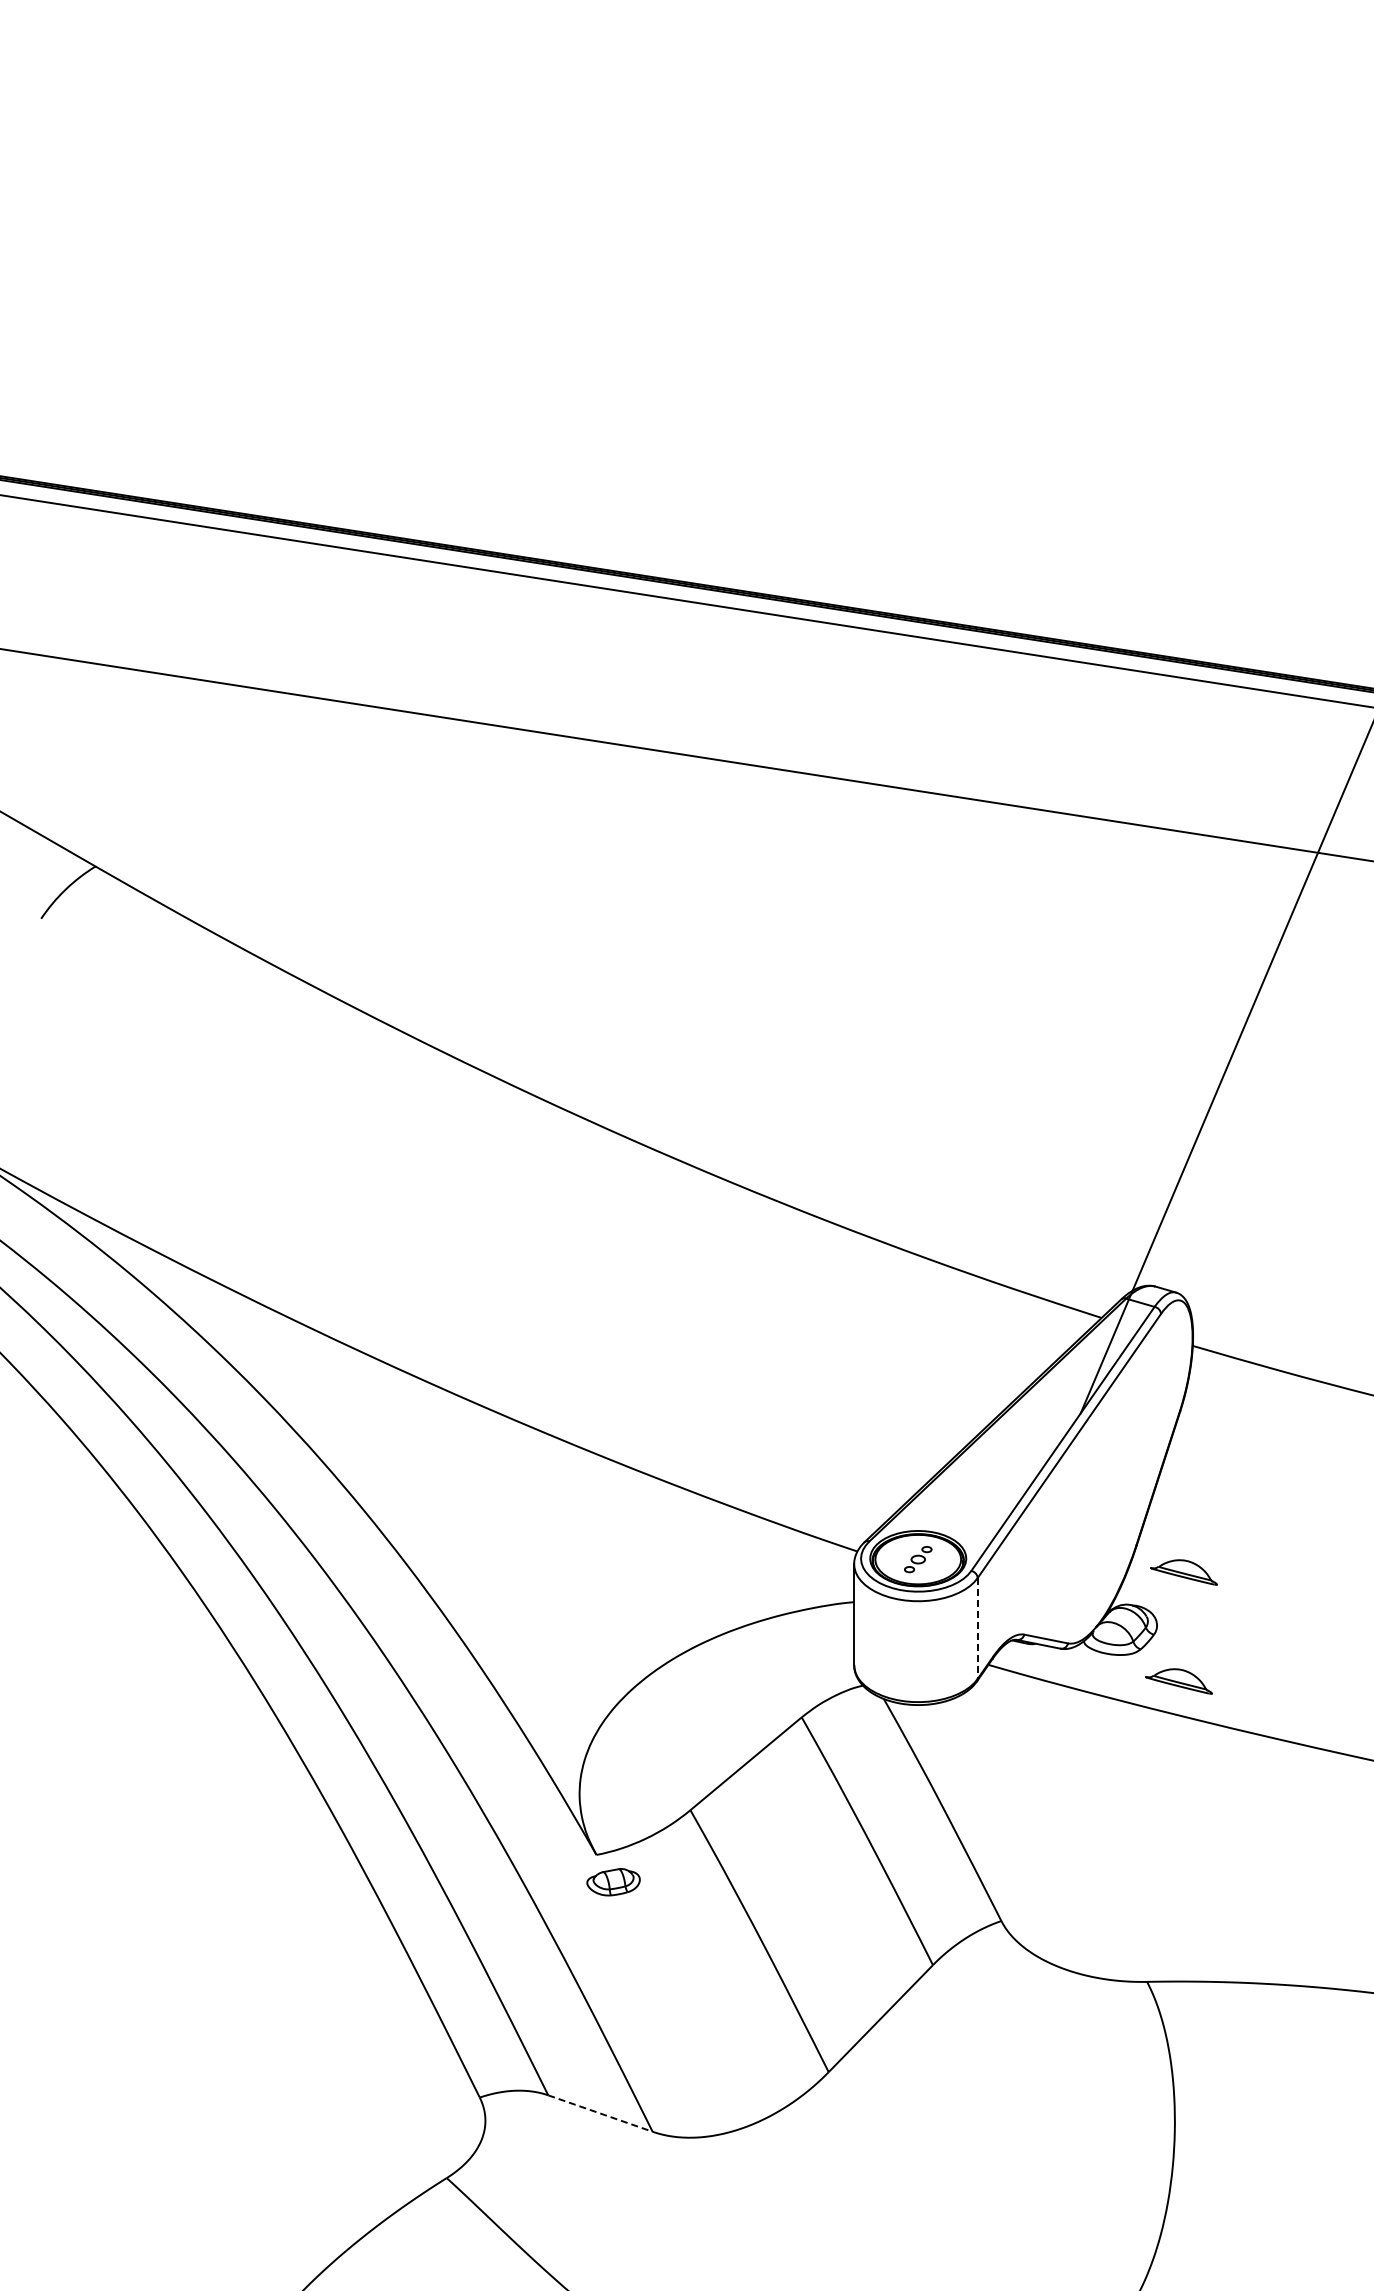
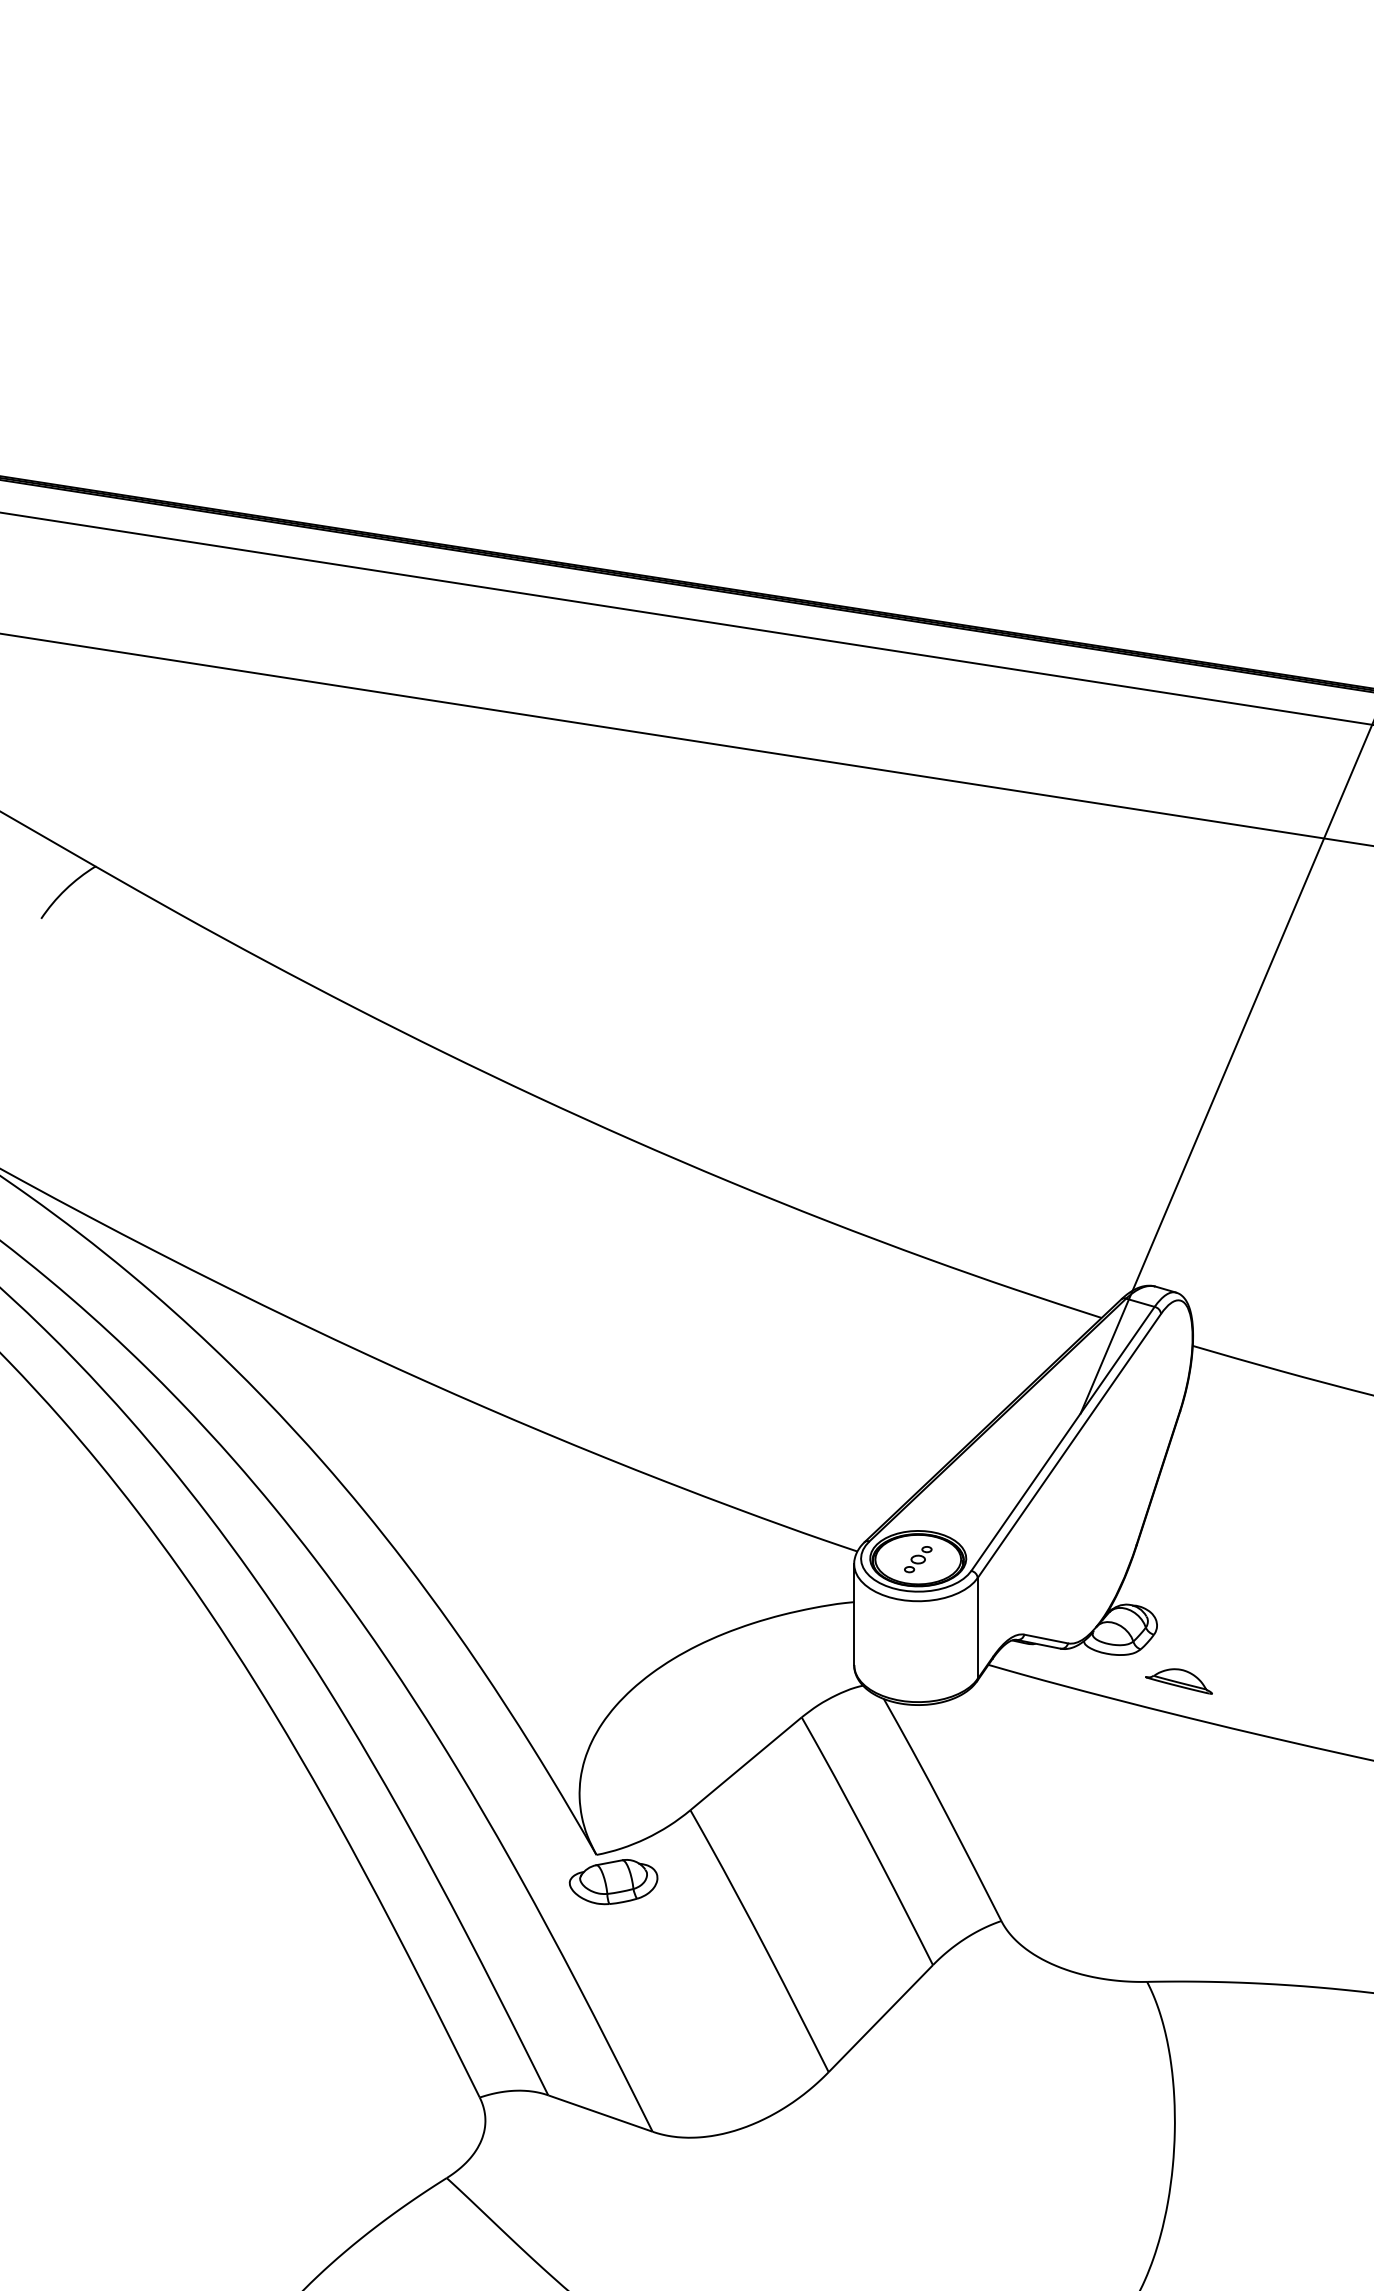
line position: (686, 601) -> (686, 618) (686, 618)
line position: (686, 754) -> (686, 739) (686, 739)
part: present -> none (1183, 1572)
line: dashed -> solid (977, 1628)
part size: 55x29 px -> 91x47 px (613, 1882)
line: dashed -> solid (600, 2113)
